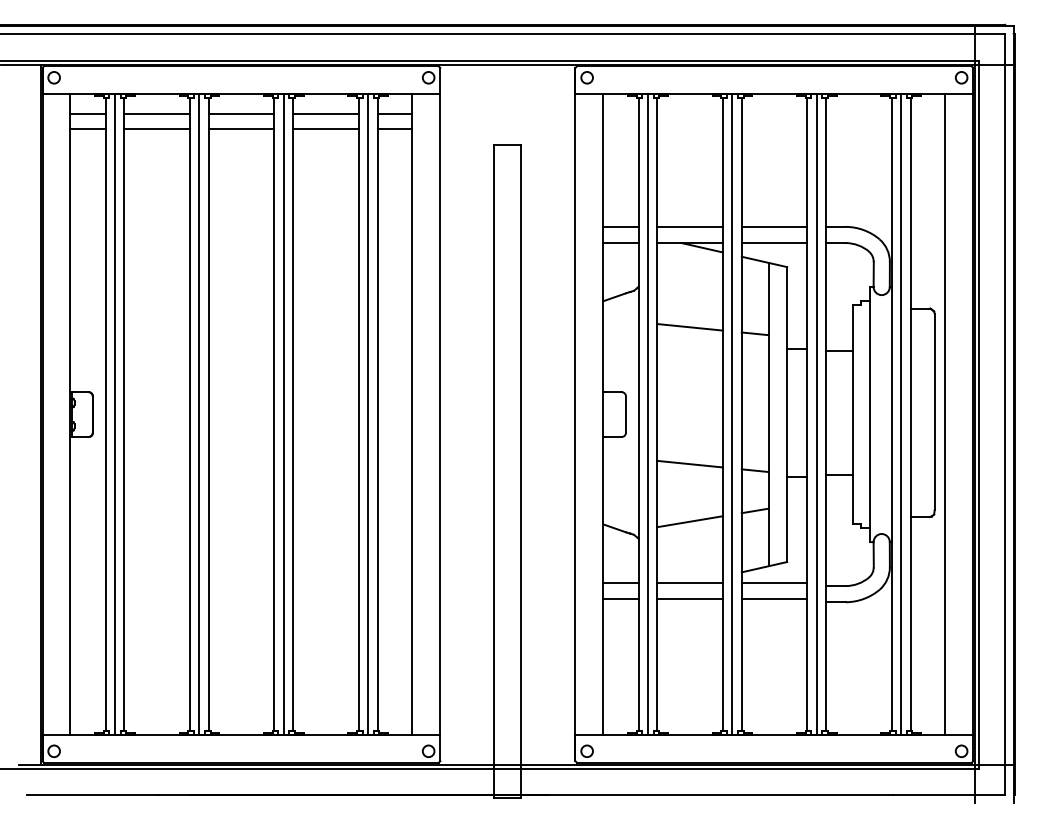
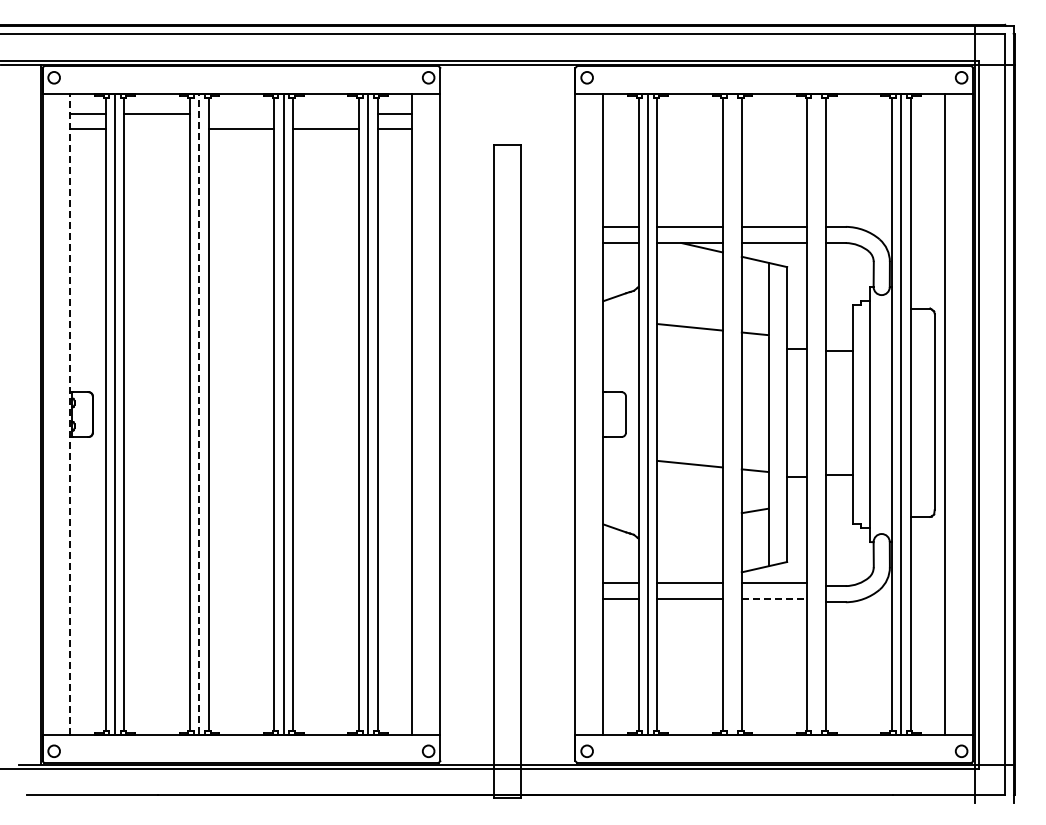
line: present -> none (241, 113)
line: present -> none (325, 113)
line: present -> none (156, 129)
line: solid -> dashed (70, 414)
line: solid -> dashed (199, 414)
line: present -> none (732, 414)
line: present -> none (816, 414)
line: present -> none (689, 521)
line: solid -> dashed (774, 598)
